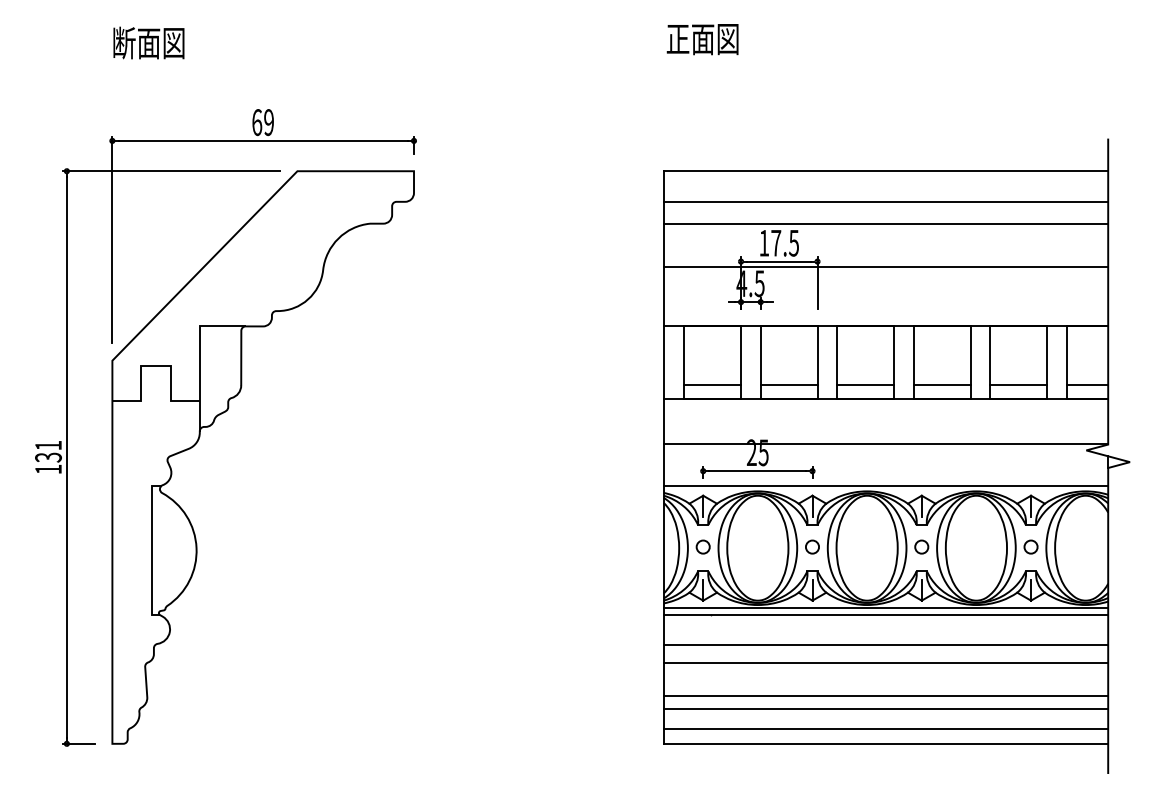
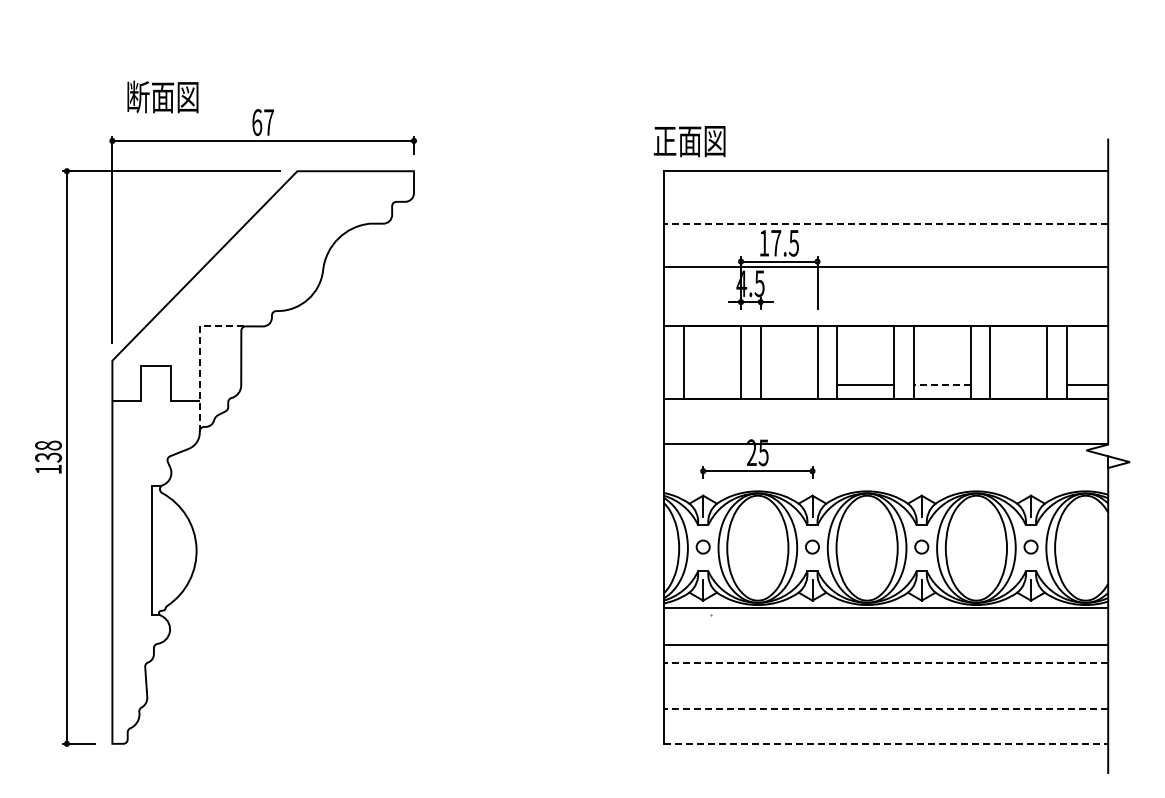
text position: (702, 39) -> (689, 141) (689, 141)
text position: (148, 42) -> (162, 96) (162, 96)
text: 69 -> 67 (269, 122)
line: present -> none (885, 201)
line: solid -> dashed (885, 223)
line: solid -> dashed (199, 355)
line: present -> none (712, 385)
line: present -> none (788, 385)
line: solid -> dashed (941, 385)
line: present -> none (1018, 385)
text: 131 -> 138 (48, 445)
line: present -> none (885, 485)
line: present -> none (885, 614)
line: solid -> dashed (885, 662)
line: present -> none (885, 695)
line: solid -> dashed (885, 708)
line: present -> none (885, 728)
line: solid -> dashed (886, 743)
